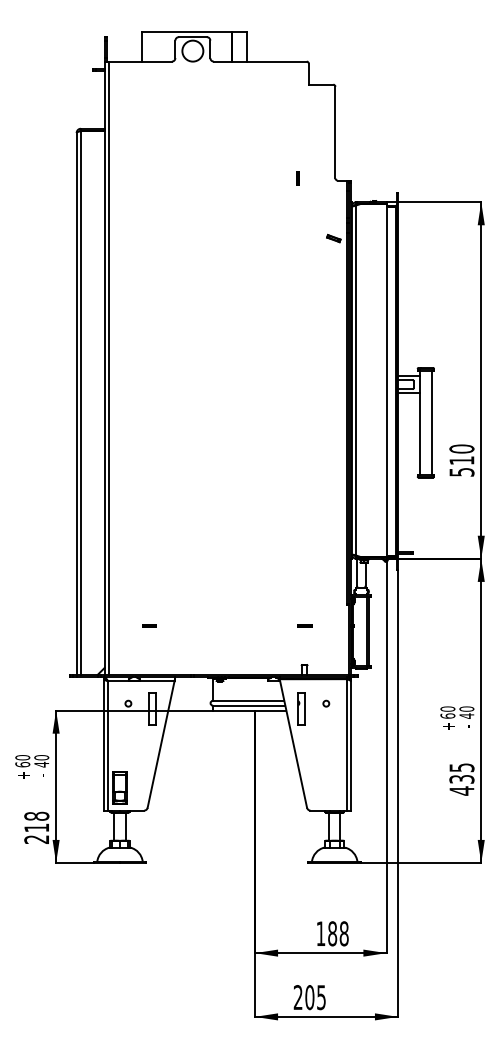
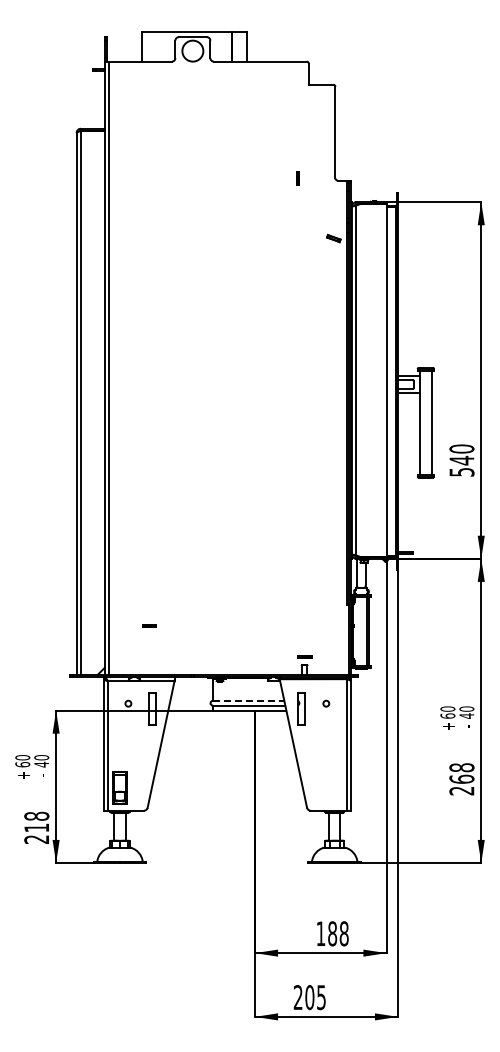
text: 510 -> 540 (461, 460)
line position: (304, 625) -> (304, 656) (304, 656)
line: solid -> dashed (248, 700)
text: 435 -> 268 (461, 779)
